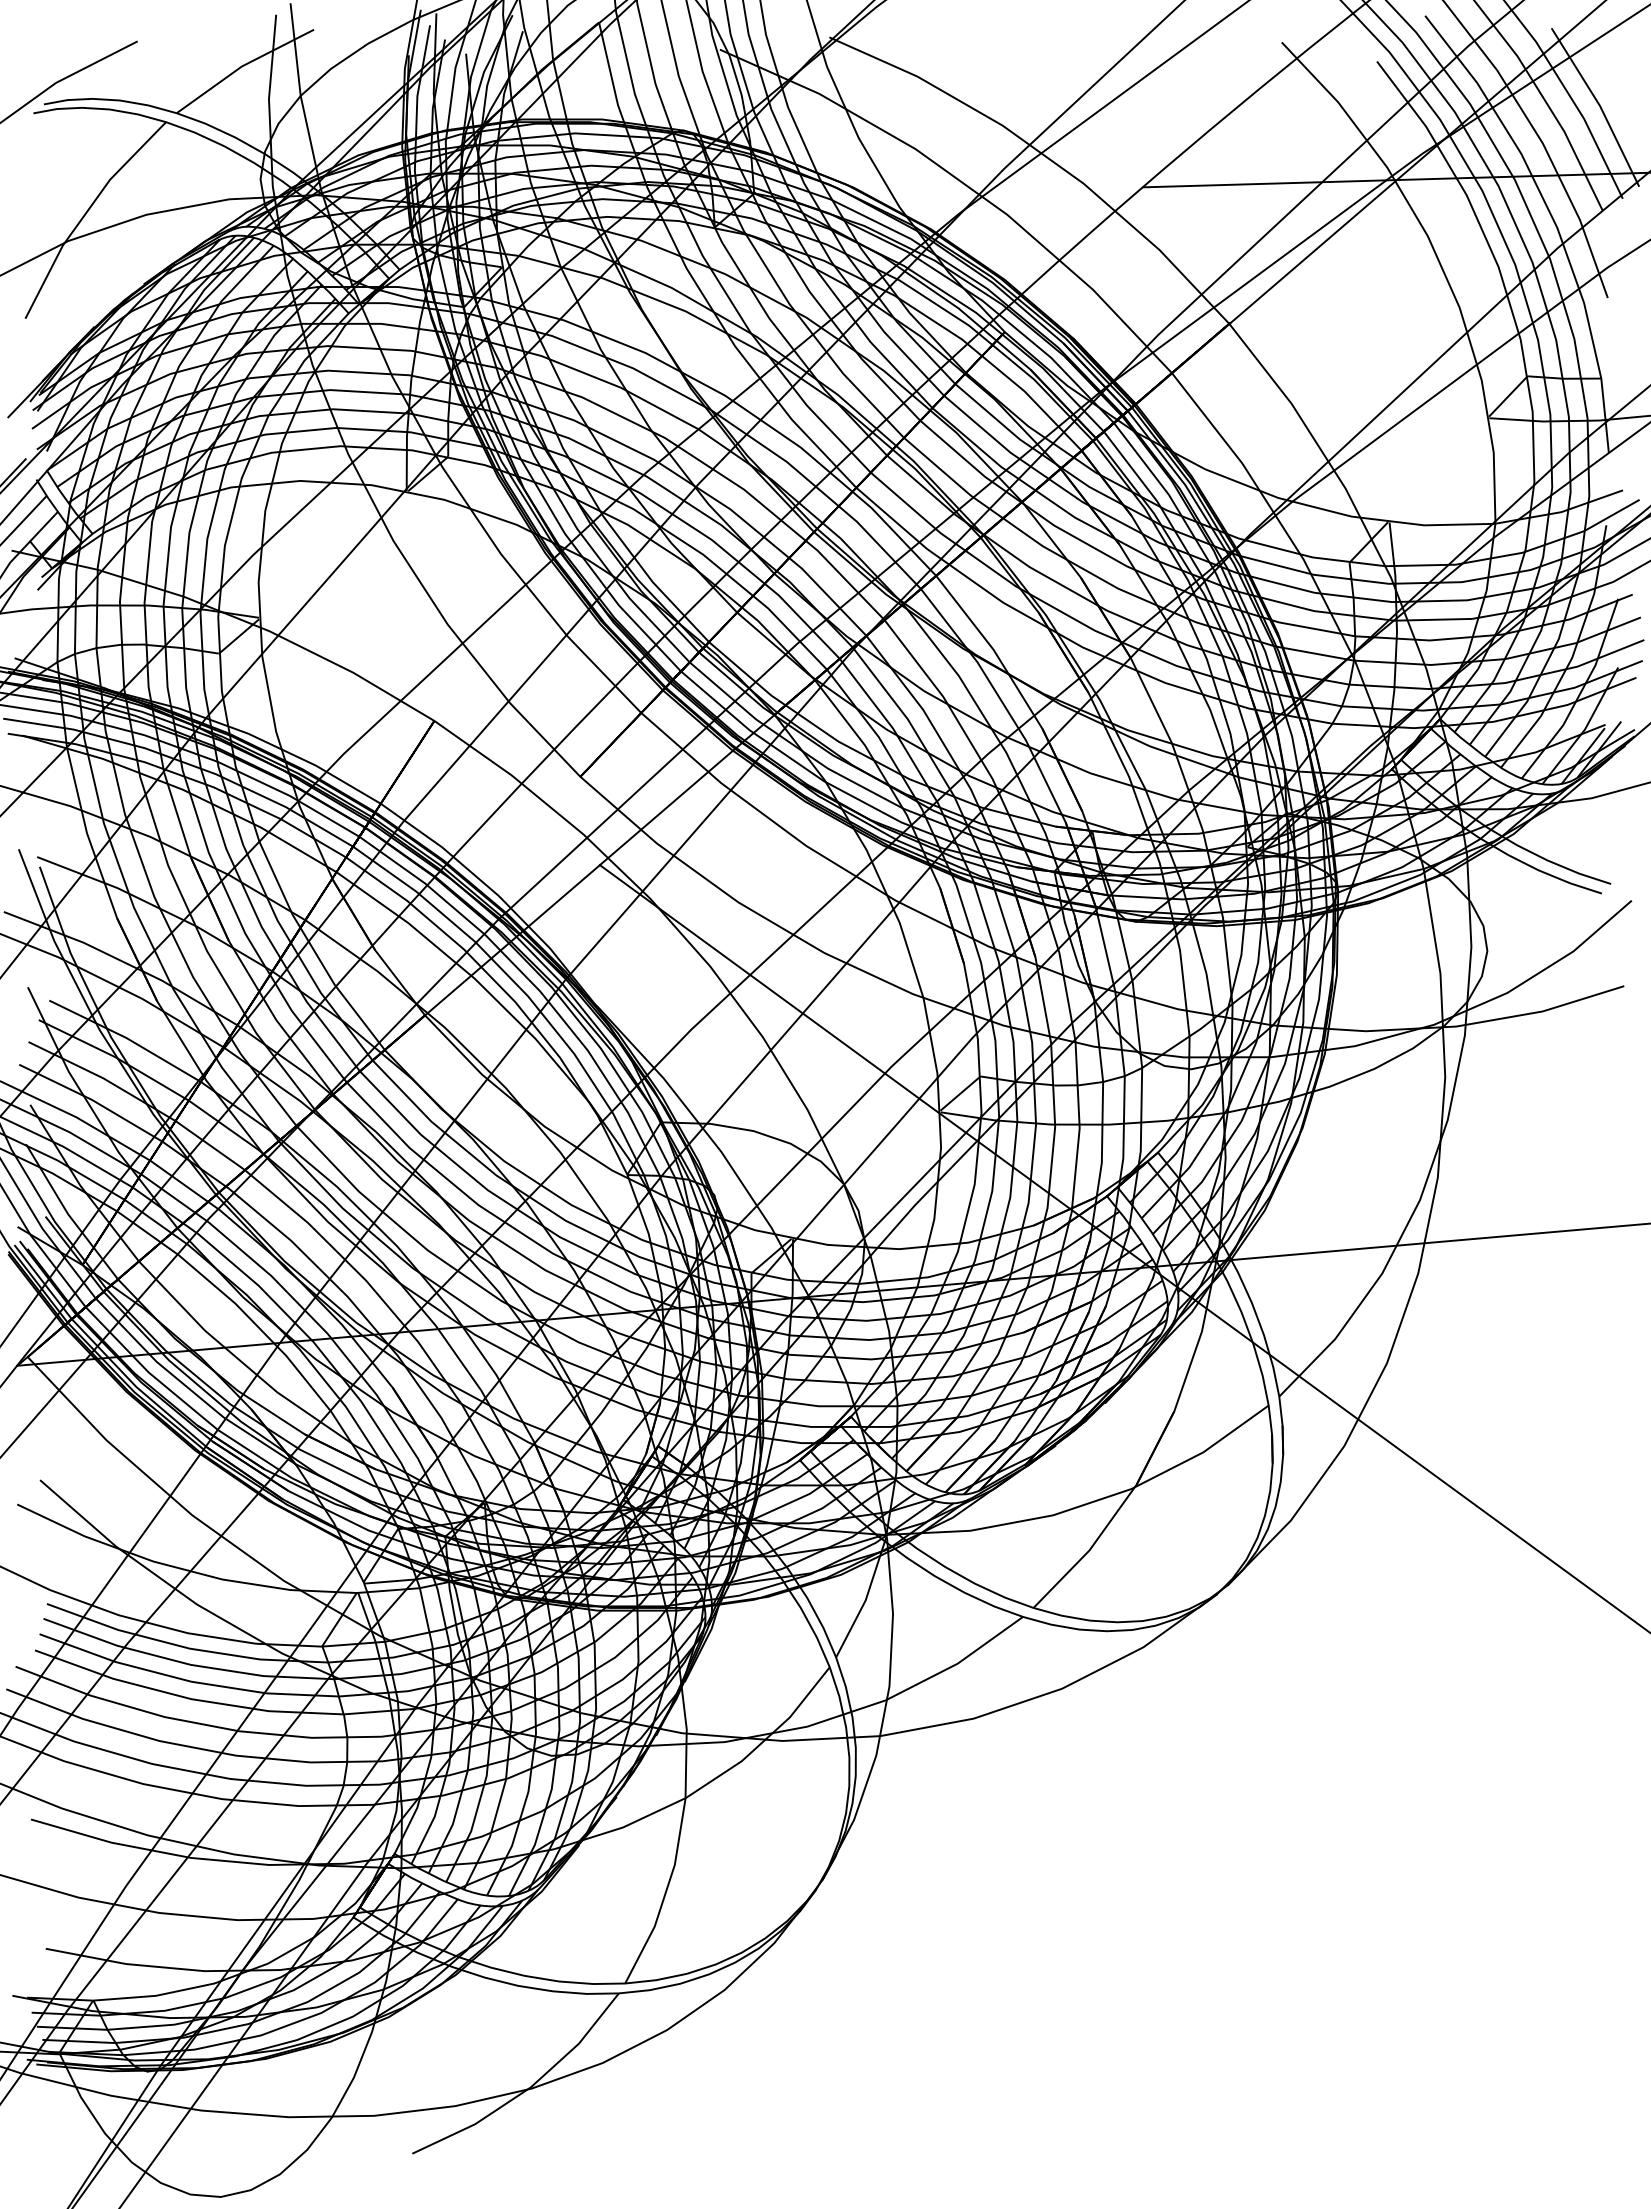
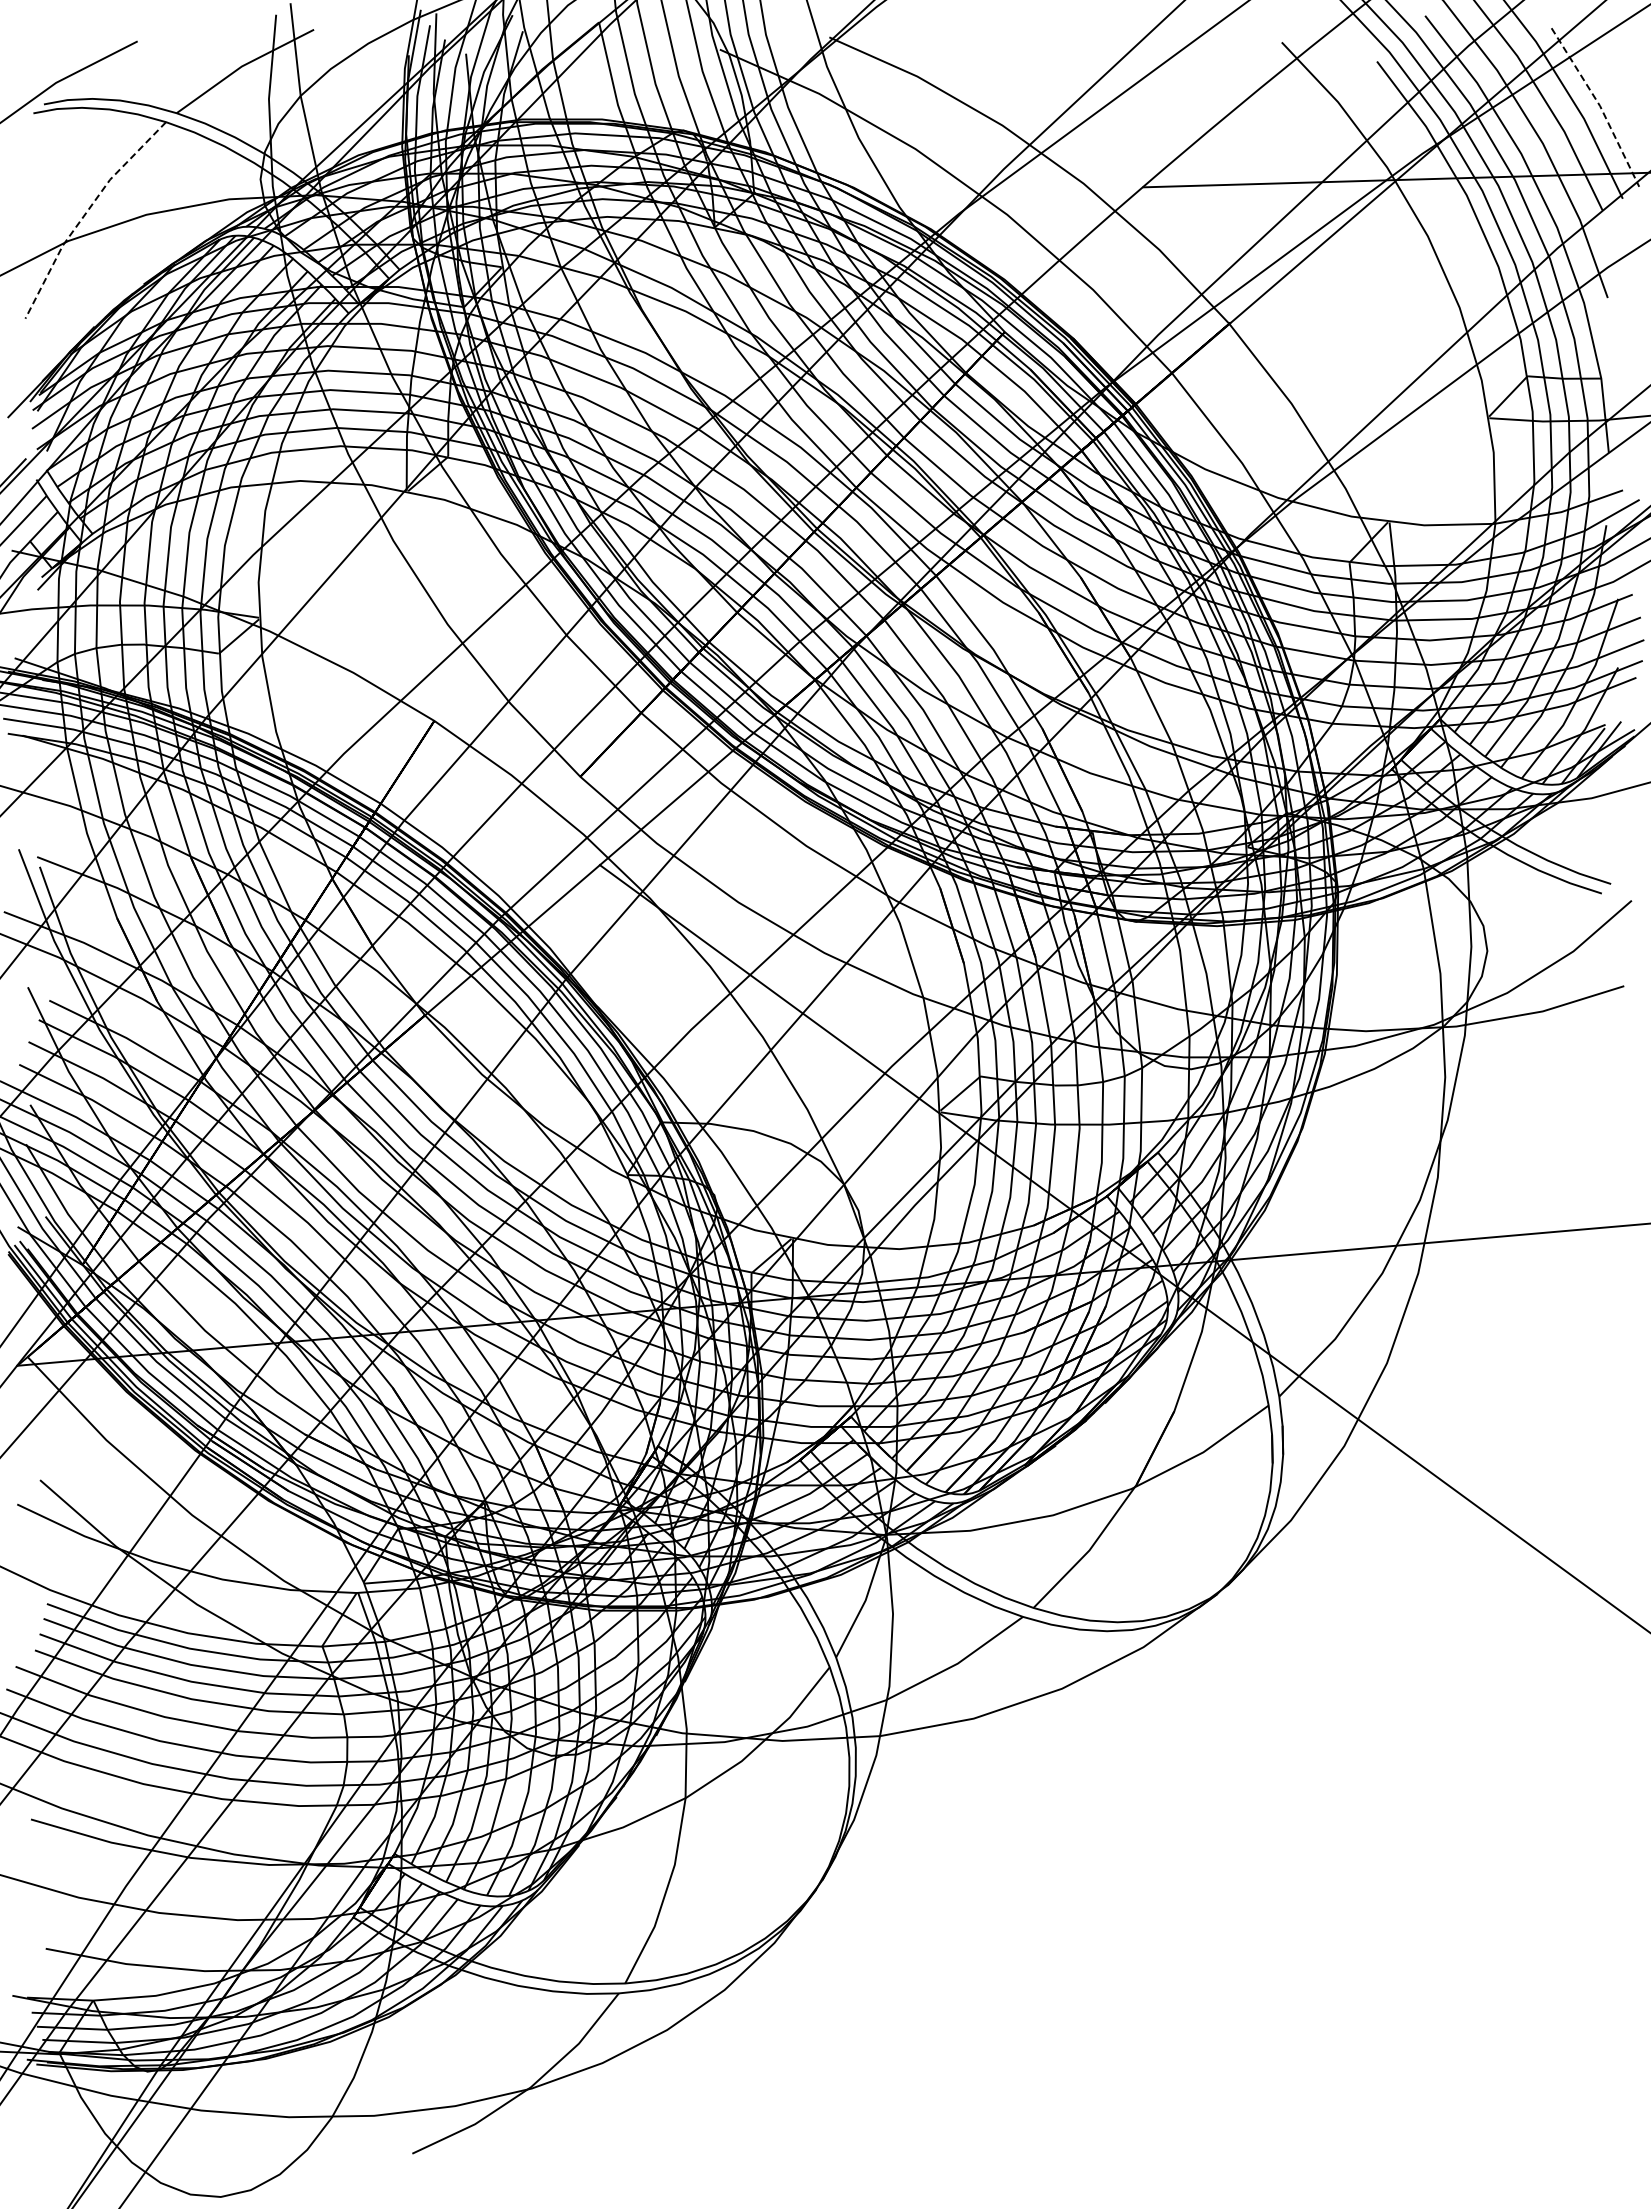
line: solid -> dashed (1600, 106)
line: solid -> dashed (85, 213)
